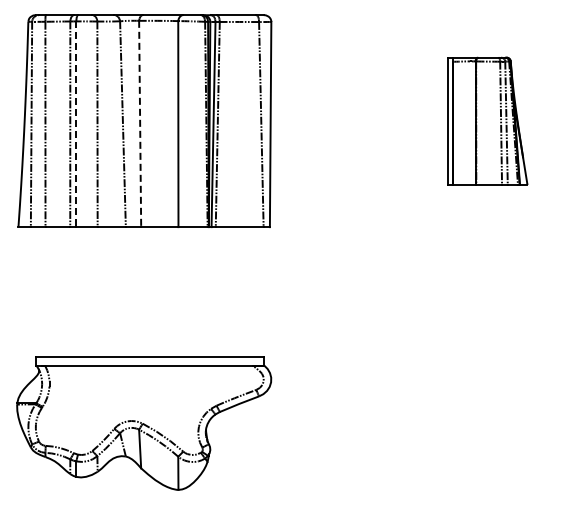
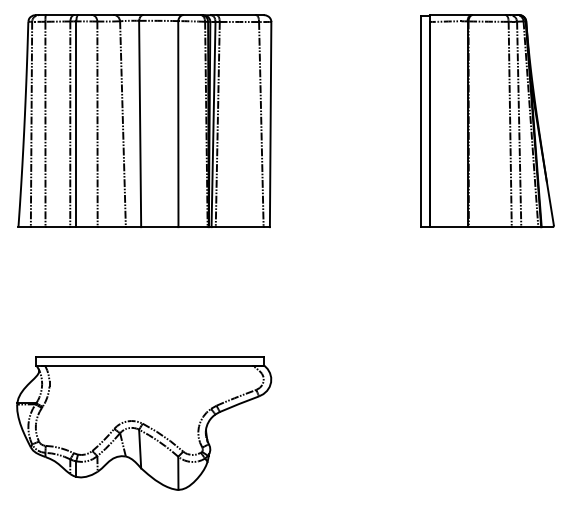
part size: 82x130 px -> 135x215 px (487, 121)
line: dashed -> solid (76, 124)
line: dashed -> solid (140, 124)
